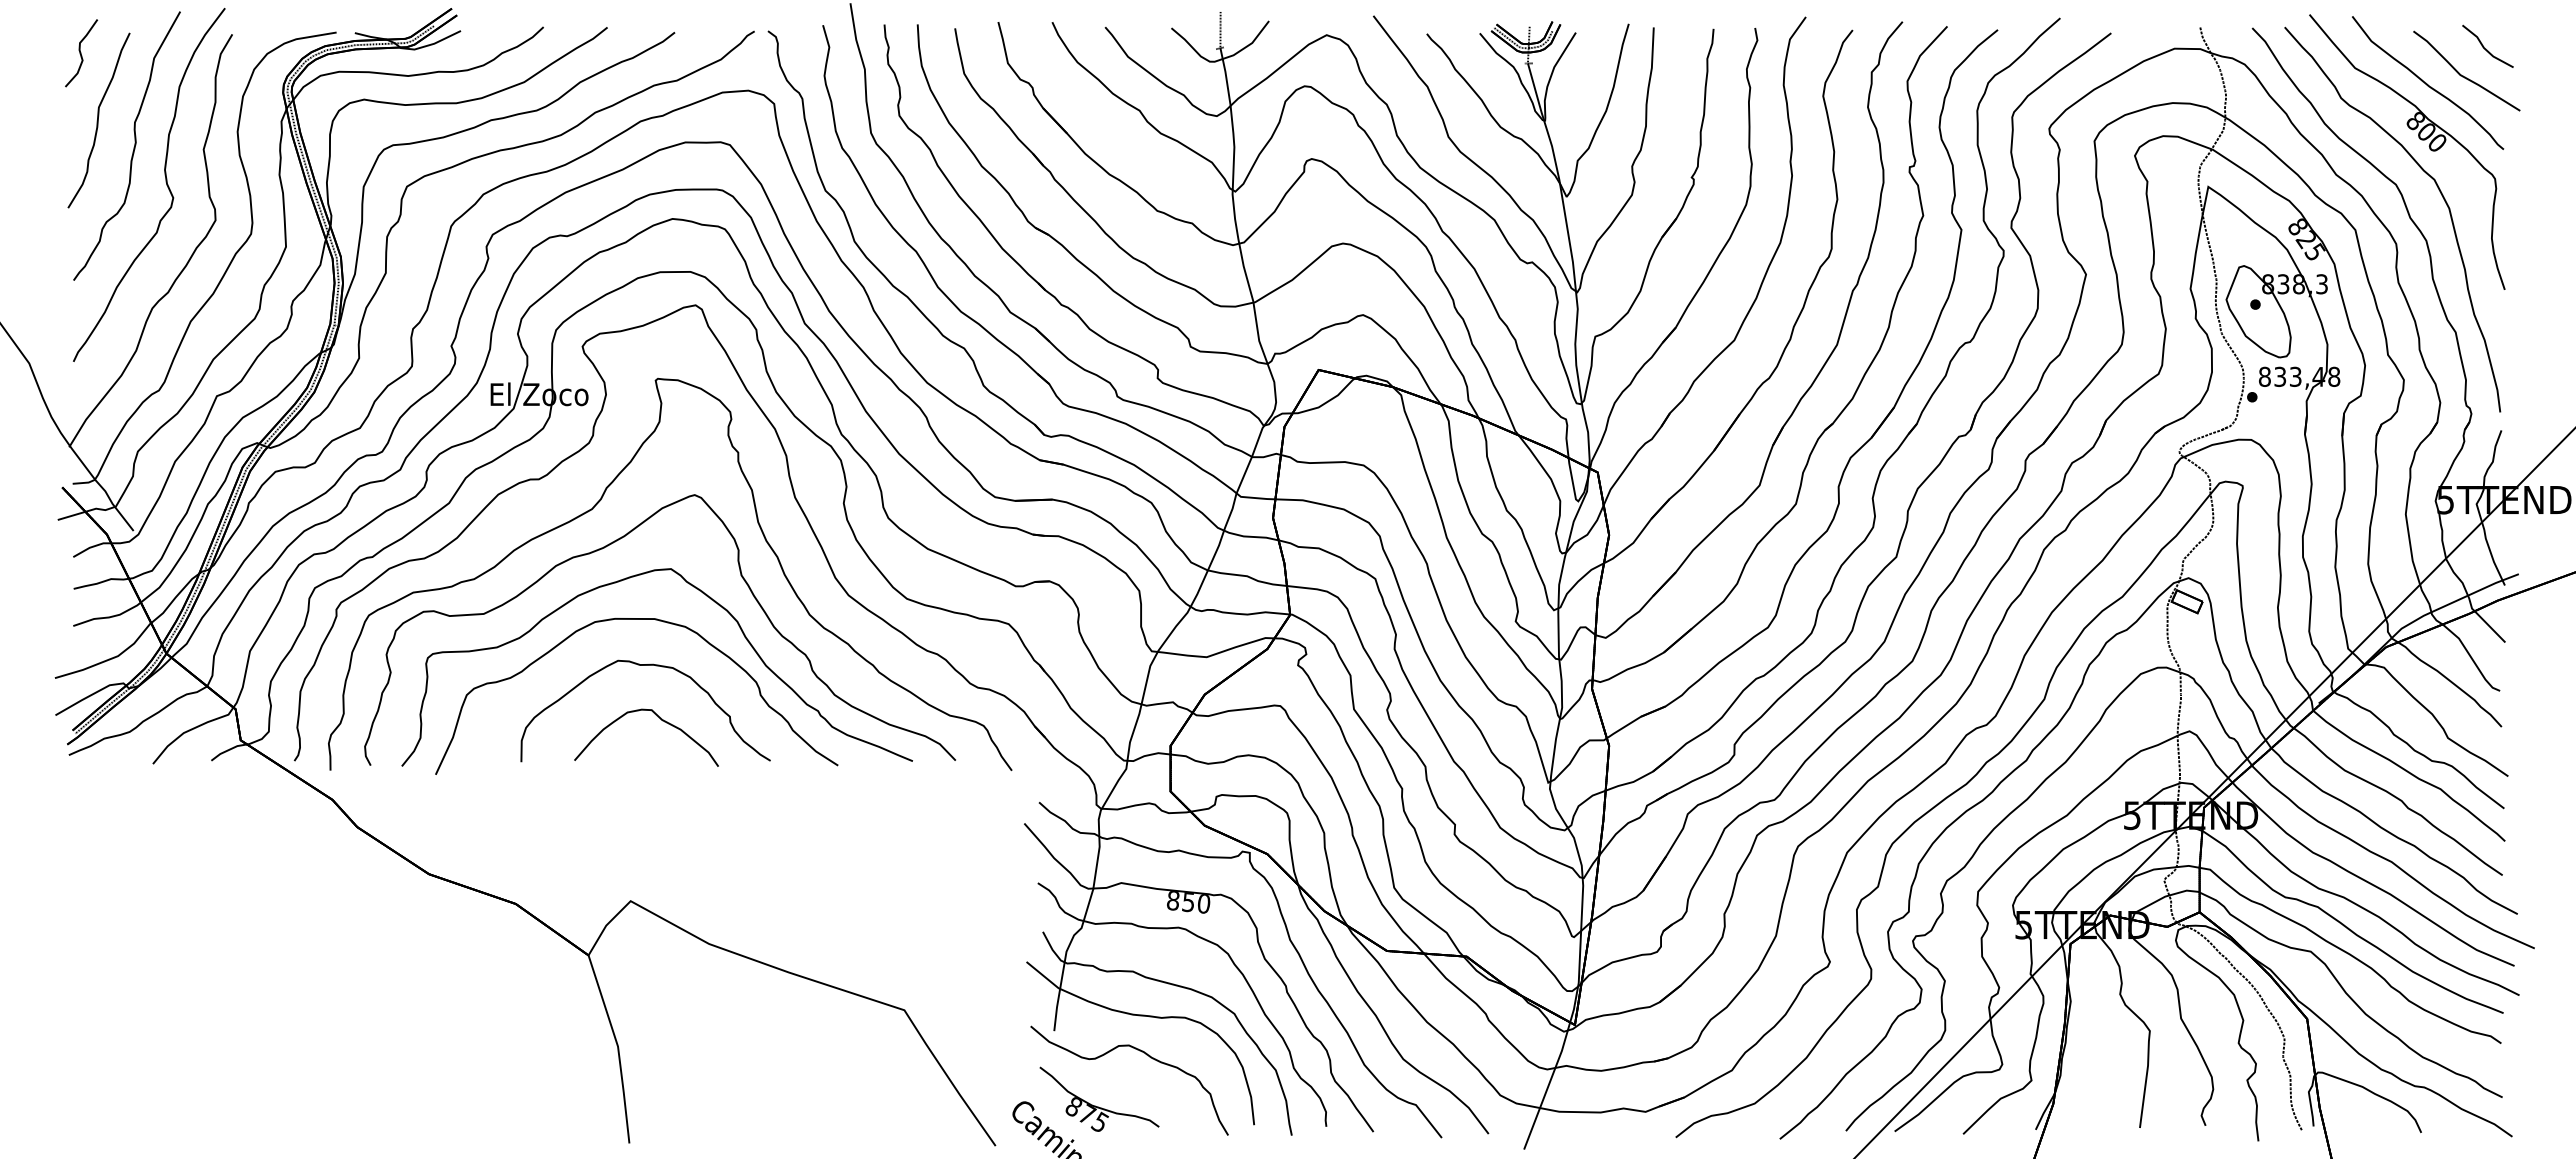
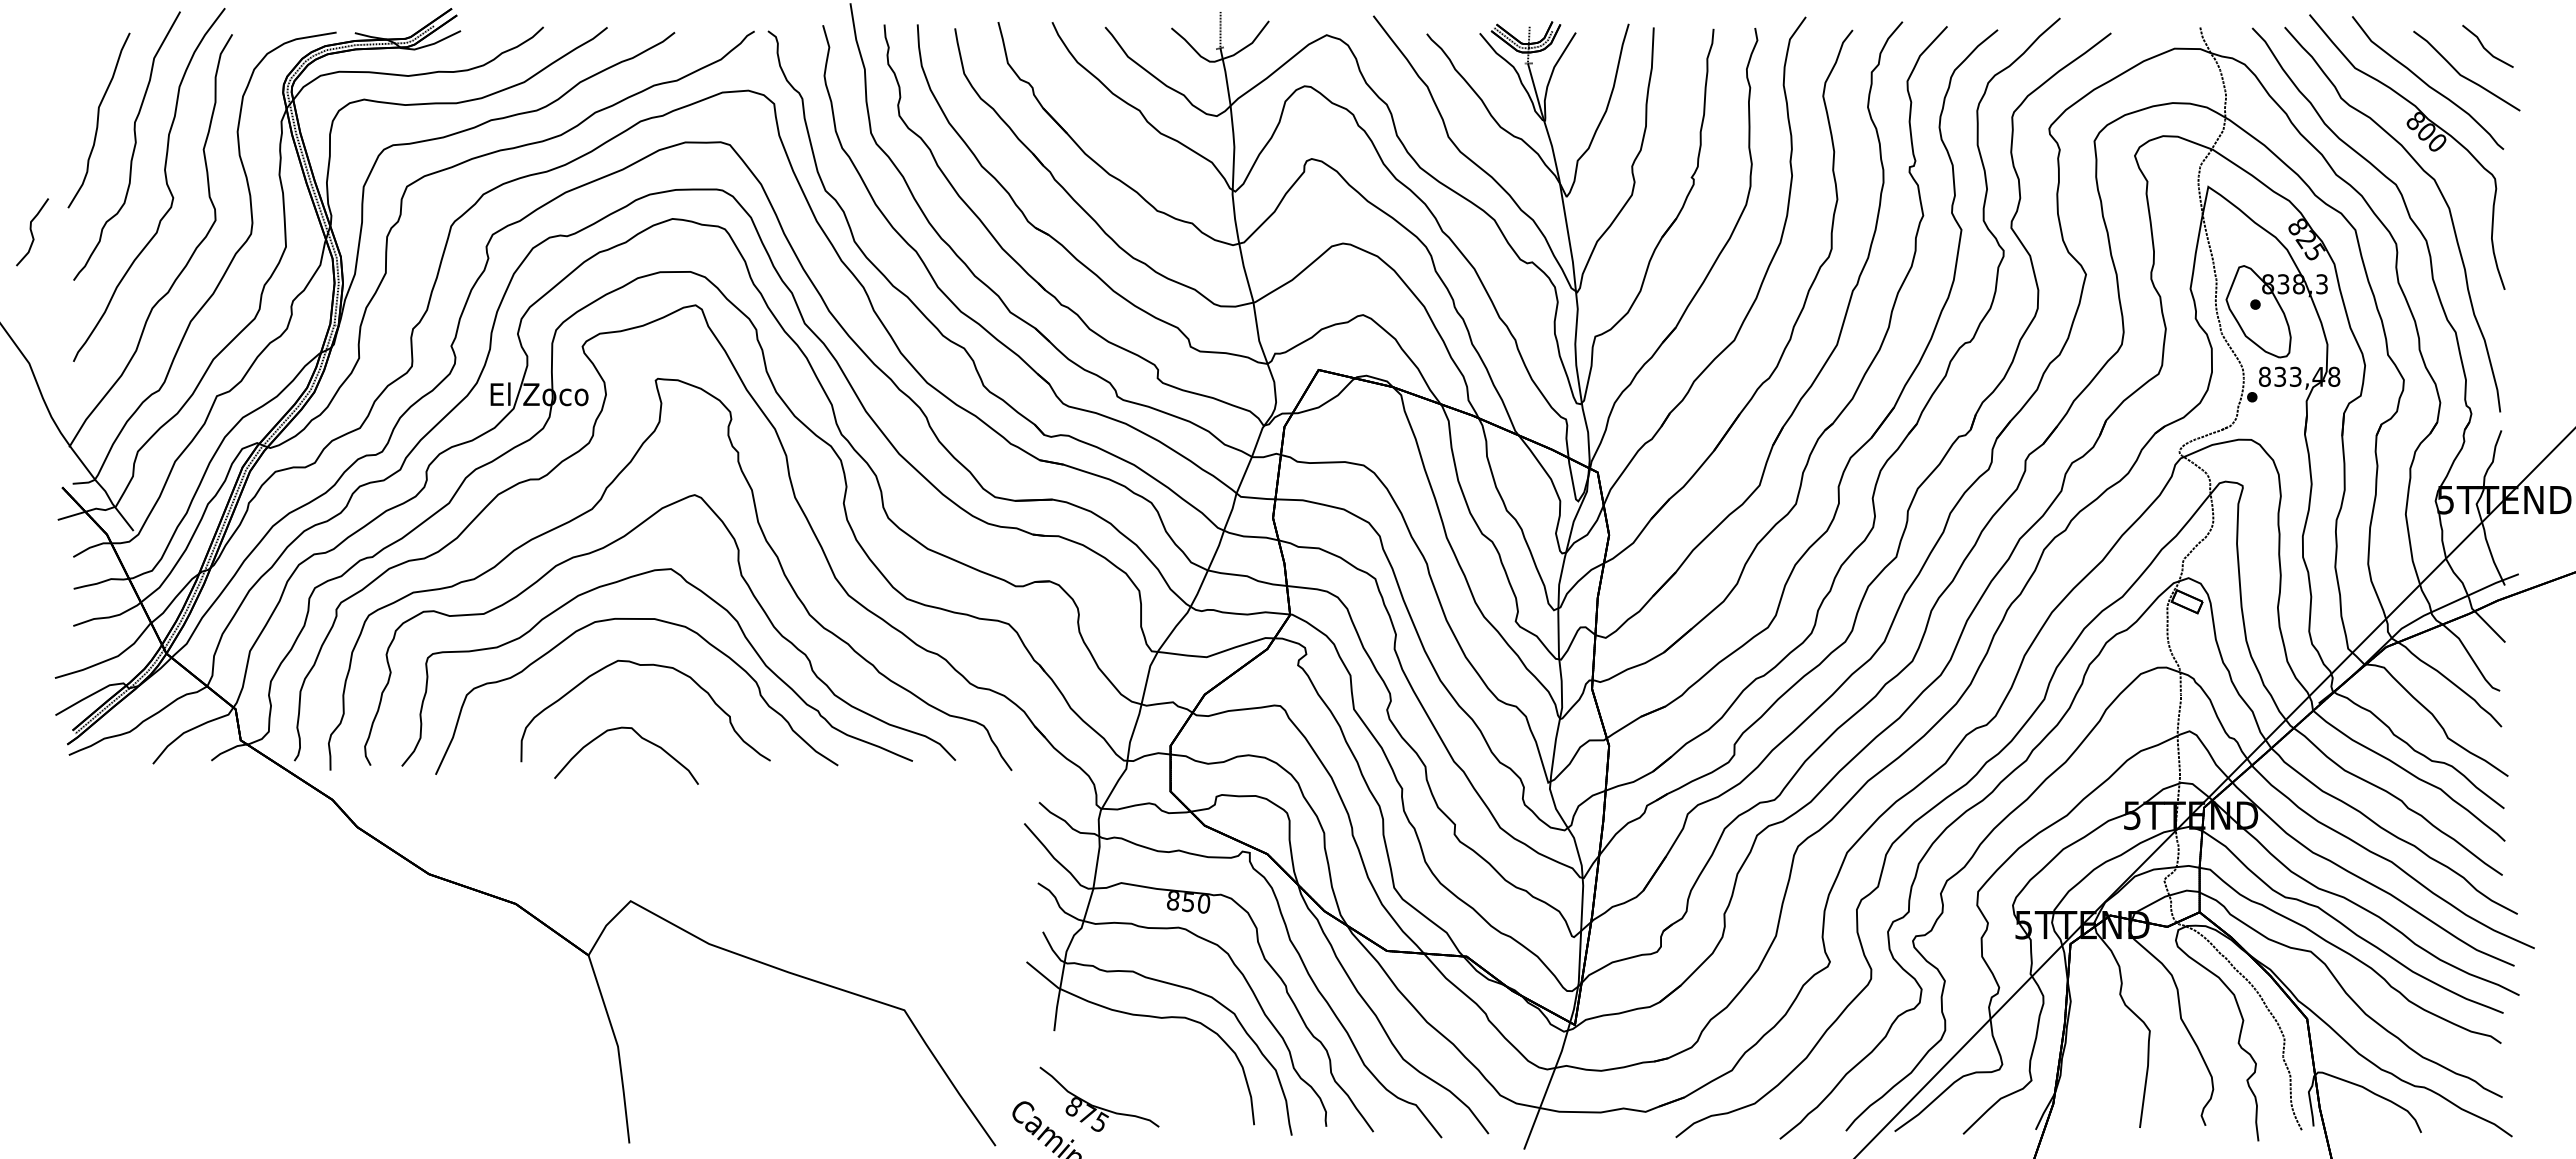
part position: (81, 53) -> (32, 232) (32, 232)
curve position: (662, 721) -> (642, 739) (642, 739)
curve: present -> none (1146, 1055)
